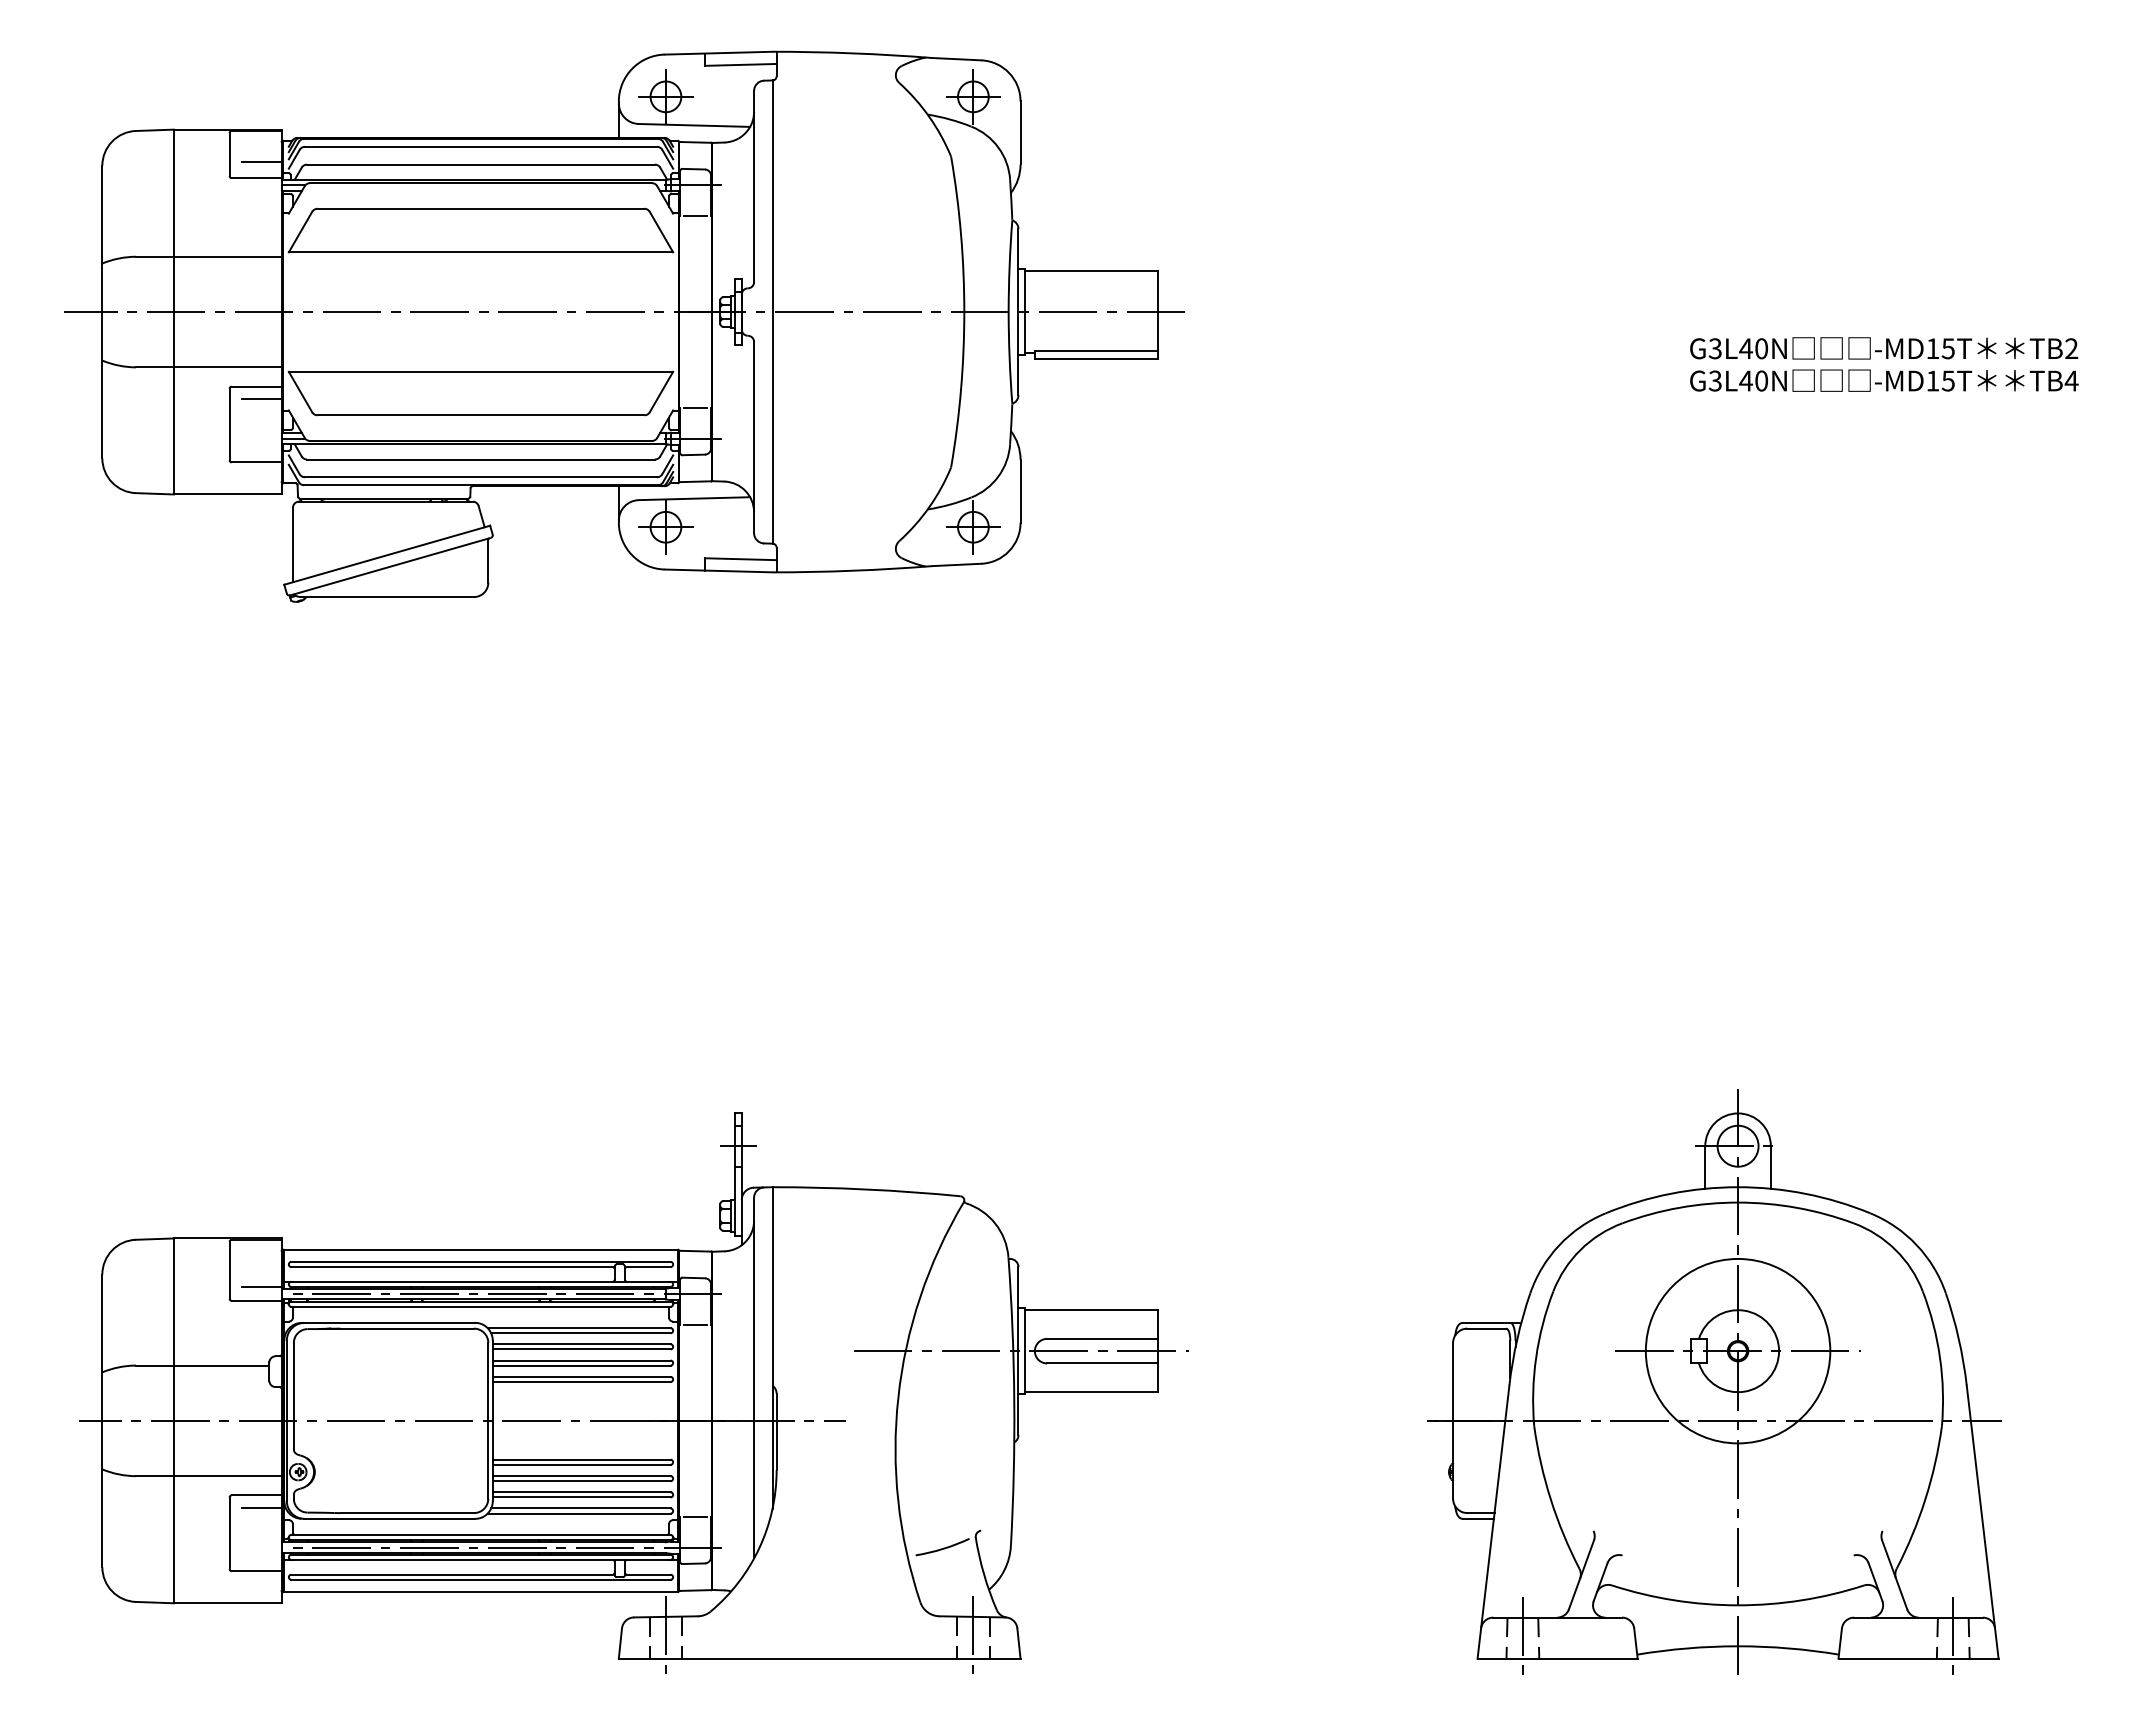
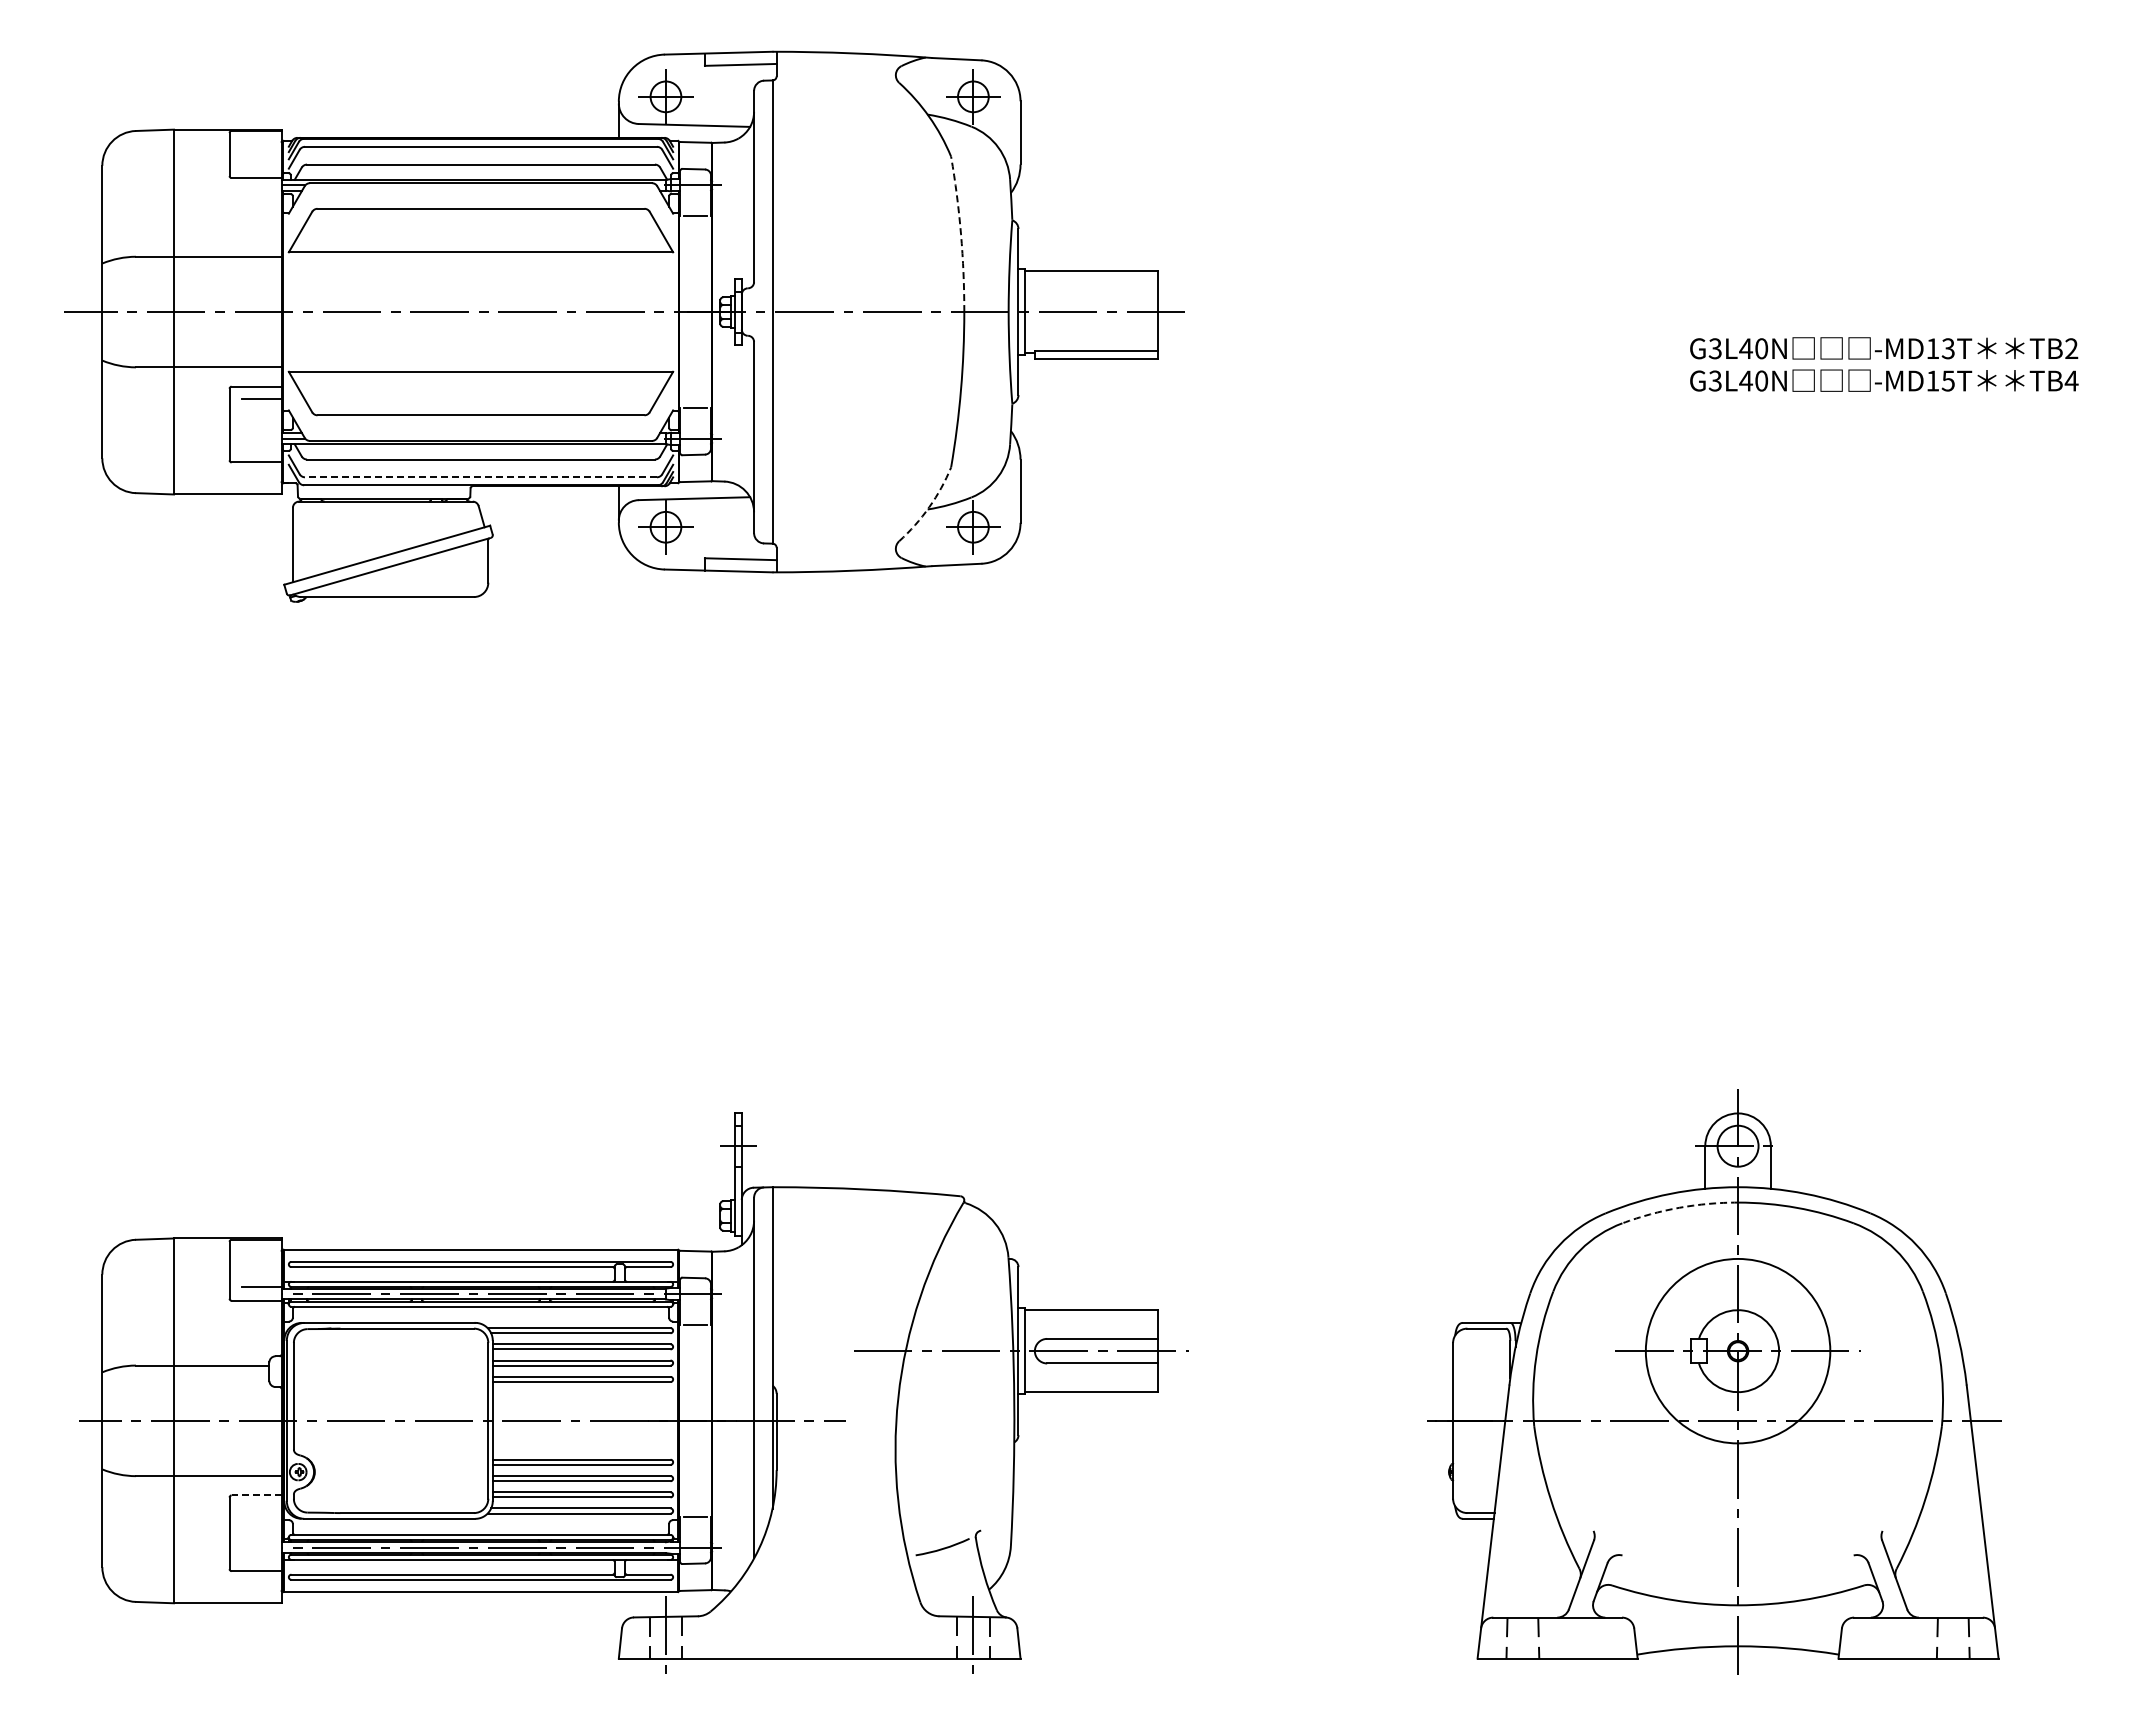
line: present -> none (261, 162)
arc: solid -> dashed (961, 234)
text: -MD15T -> -MD13T (1948, 348)
line: solid -> dashed (481, 477)
arc: solid -> dashed (929, 507)
arc: solid -> dashed (1679, 1207)
line: solid -> dashed (256, 1495)
line: present -> none (261, 1508)
line: present -> none (1522, 1638)
line: present -> none (1953, 1638)
